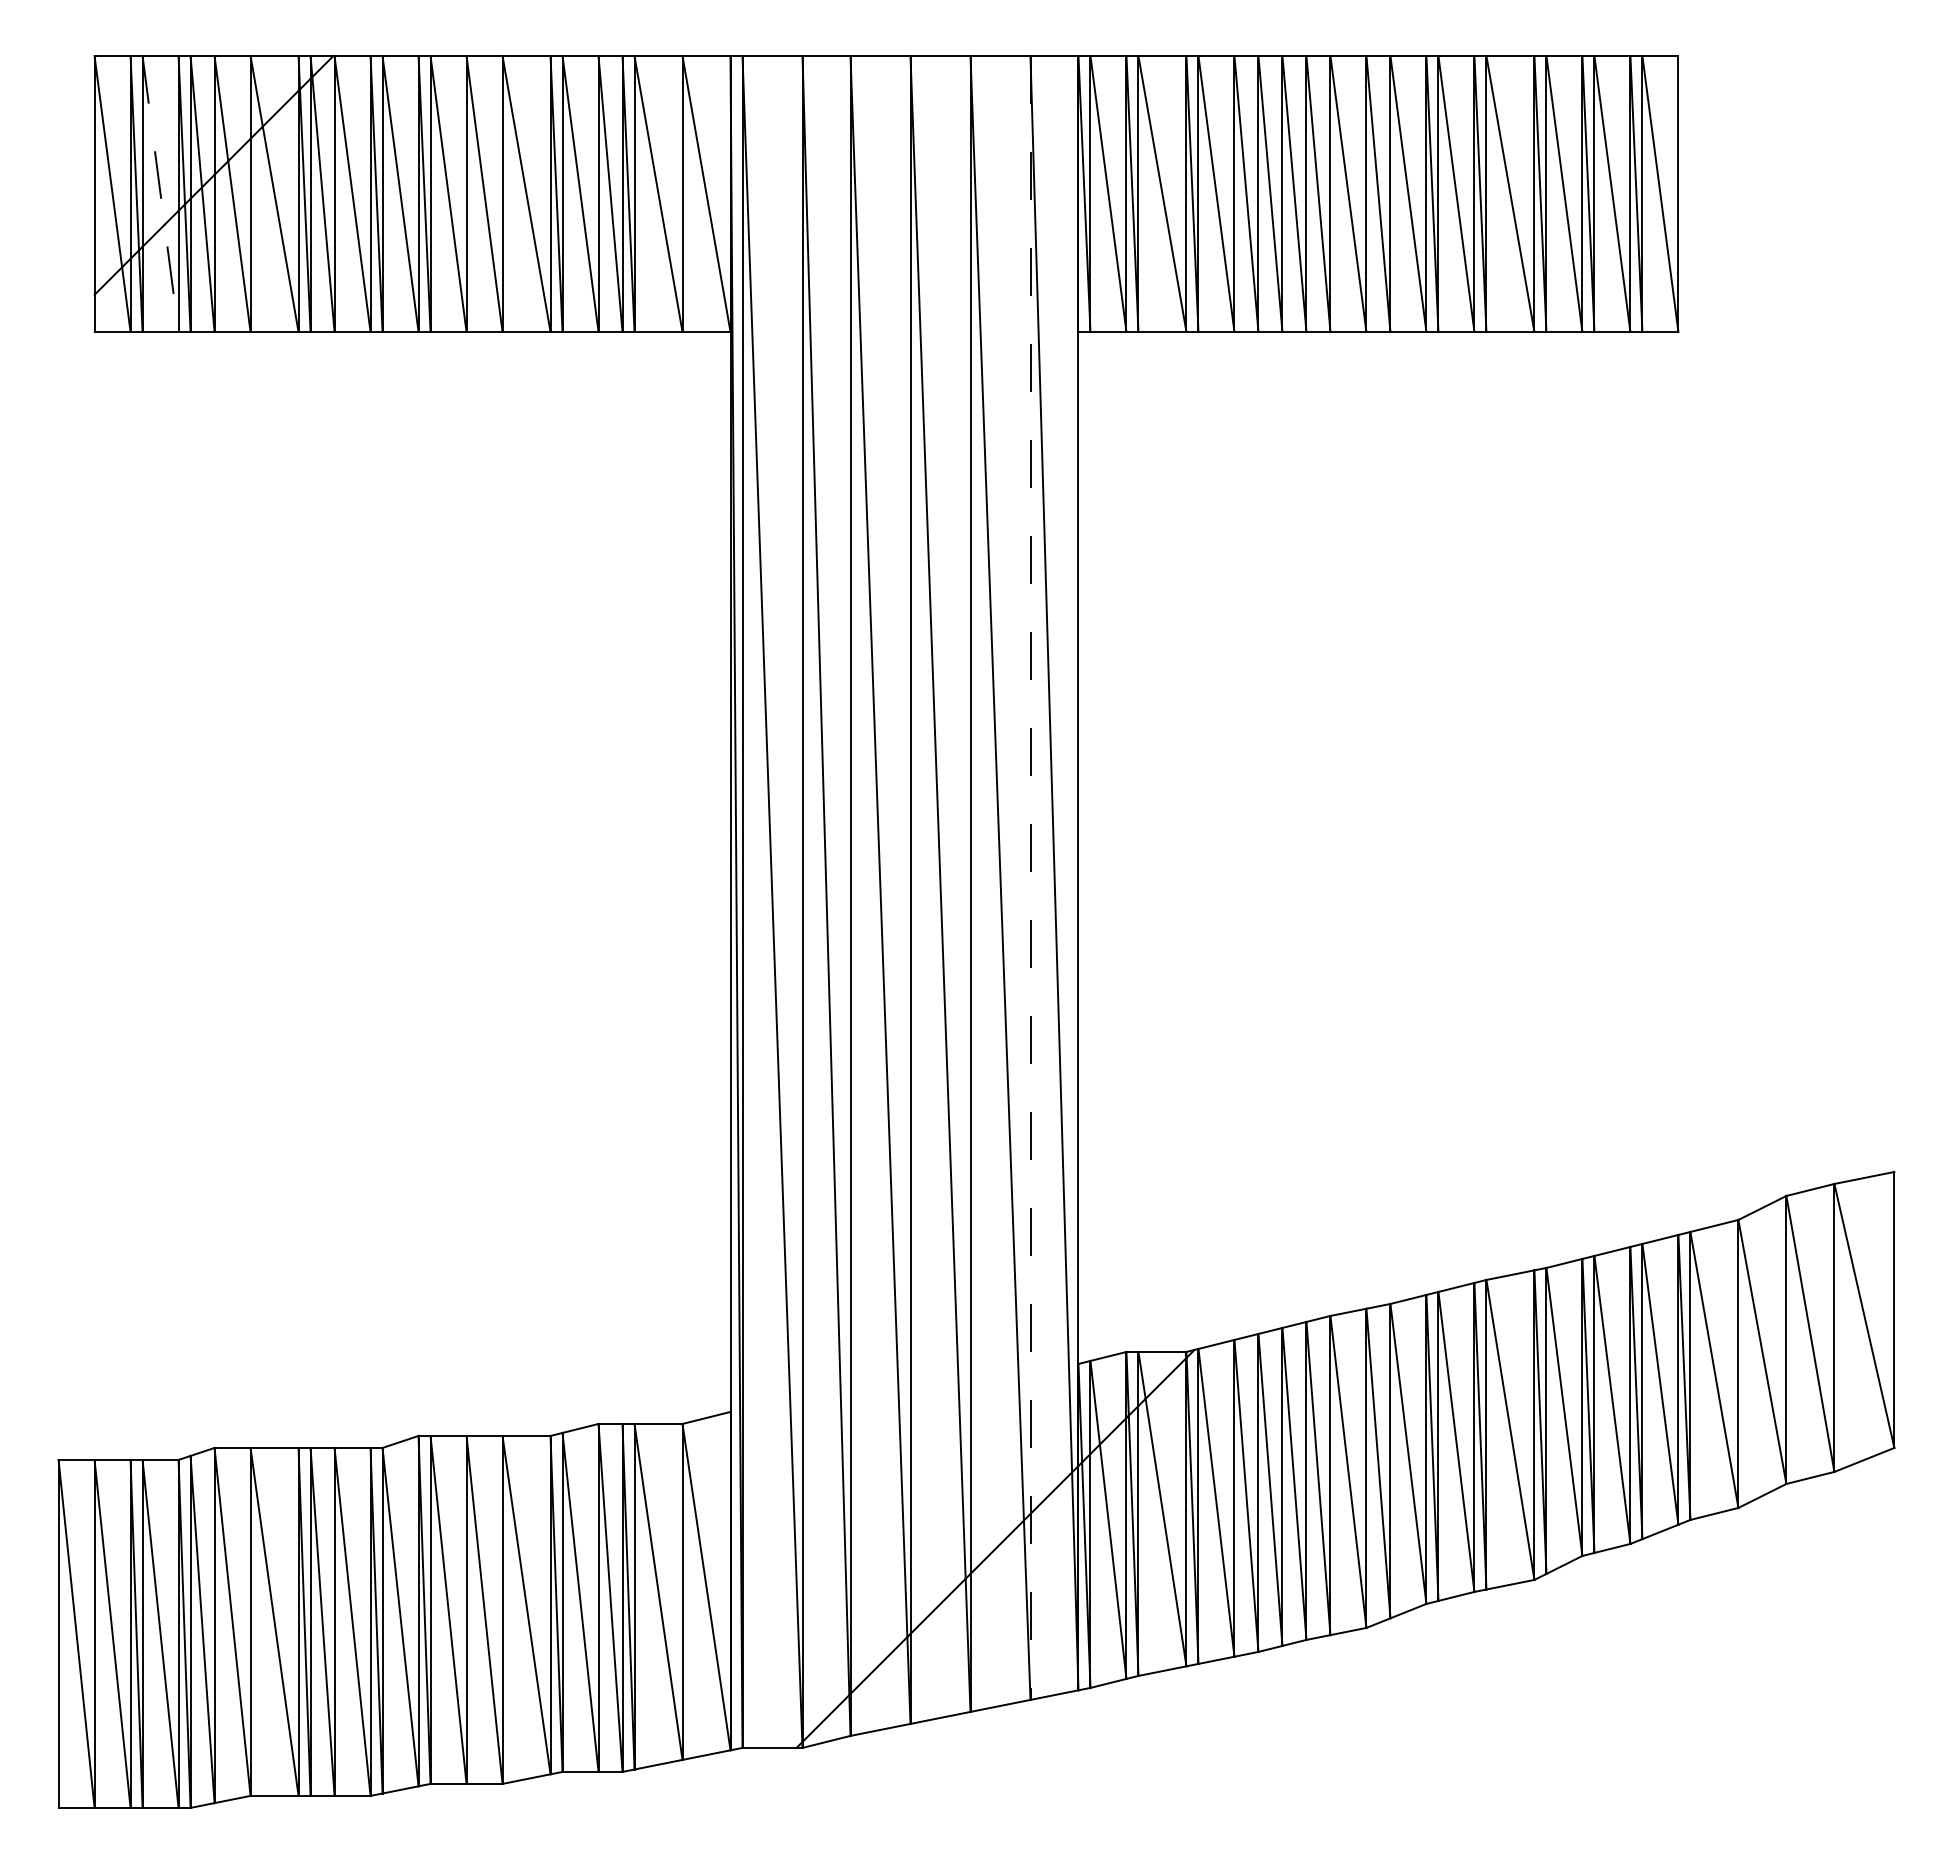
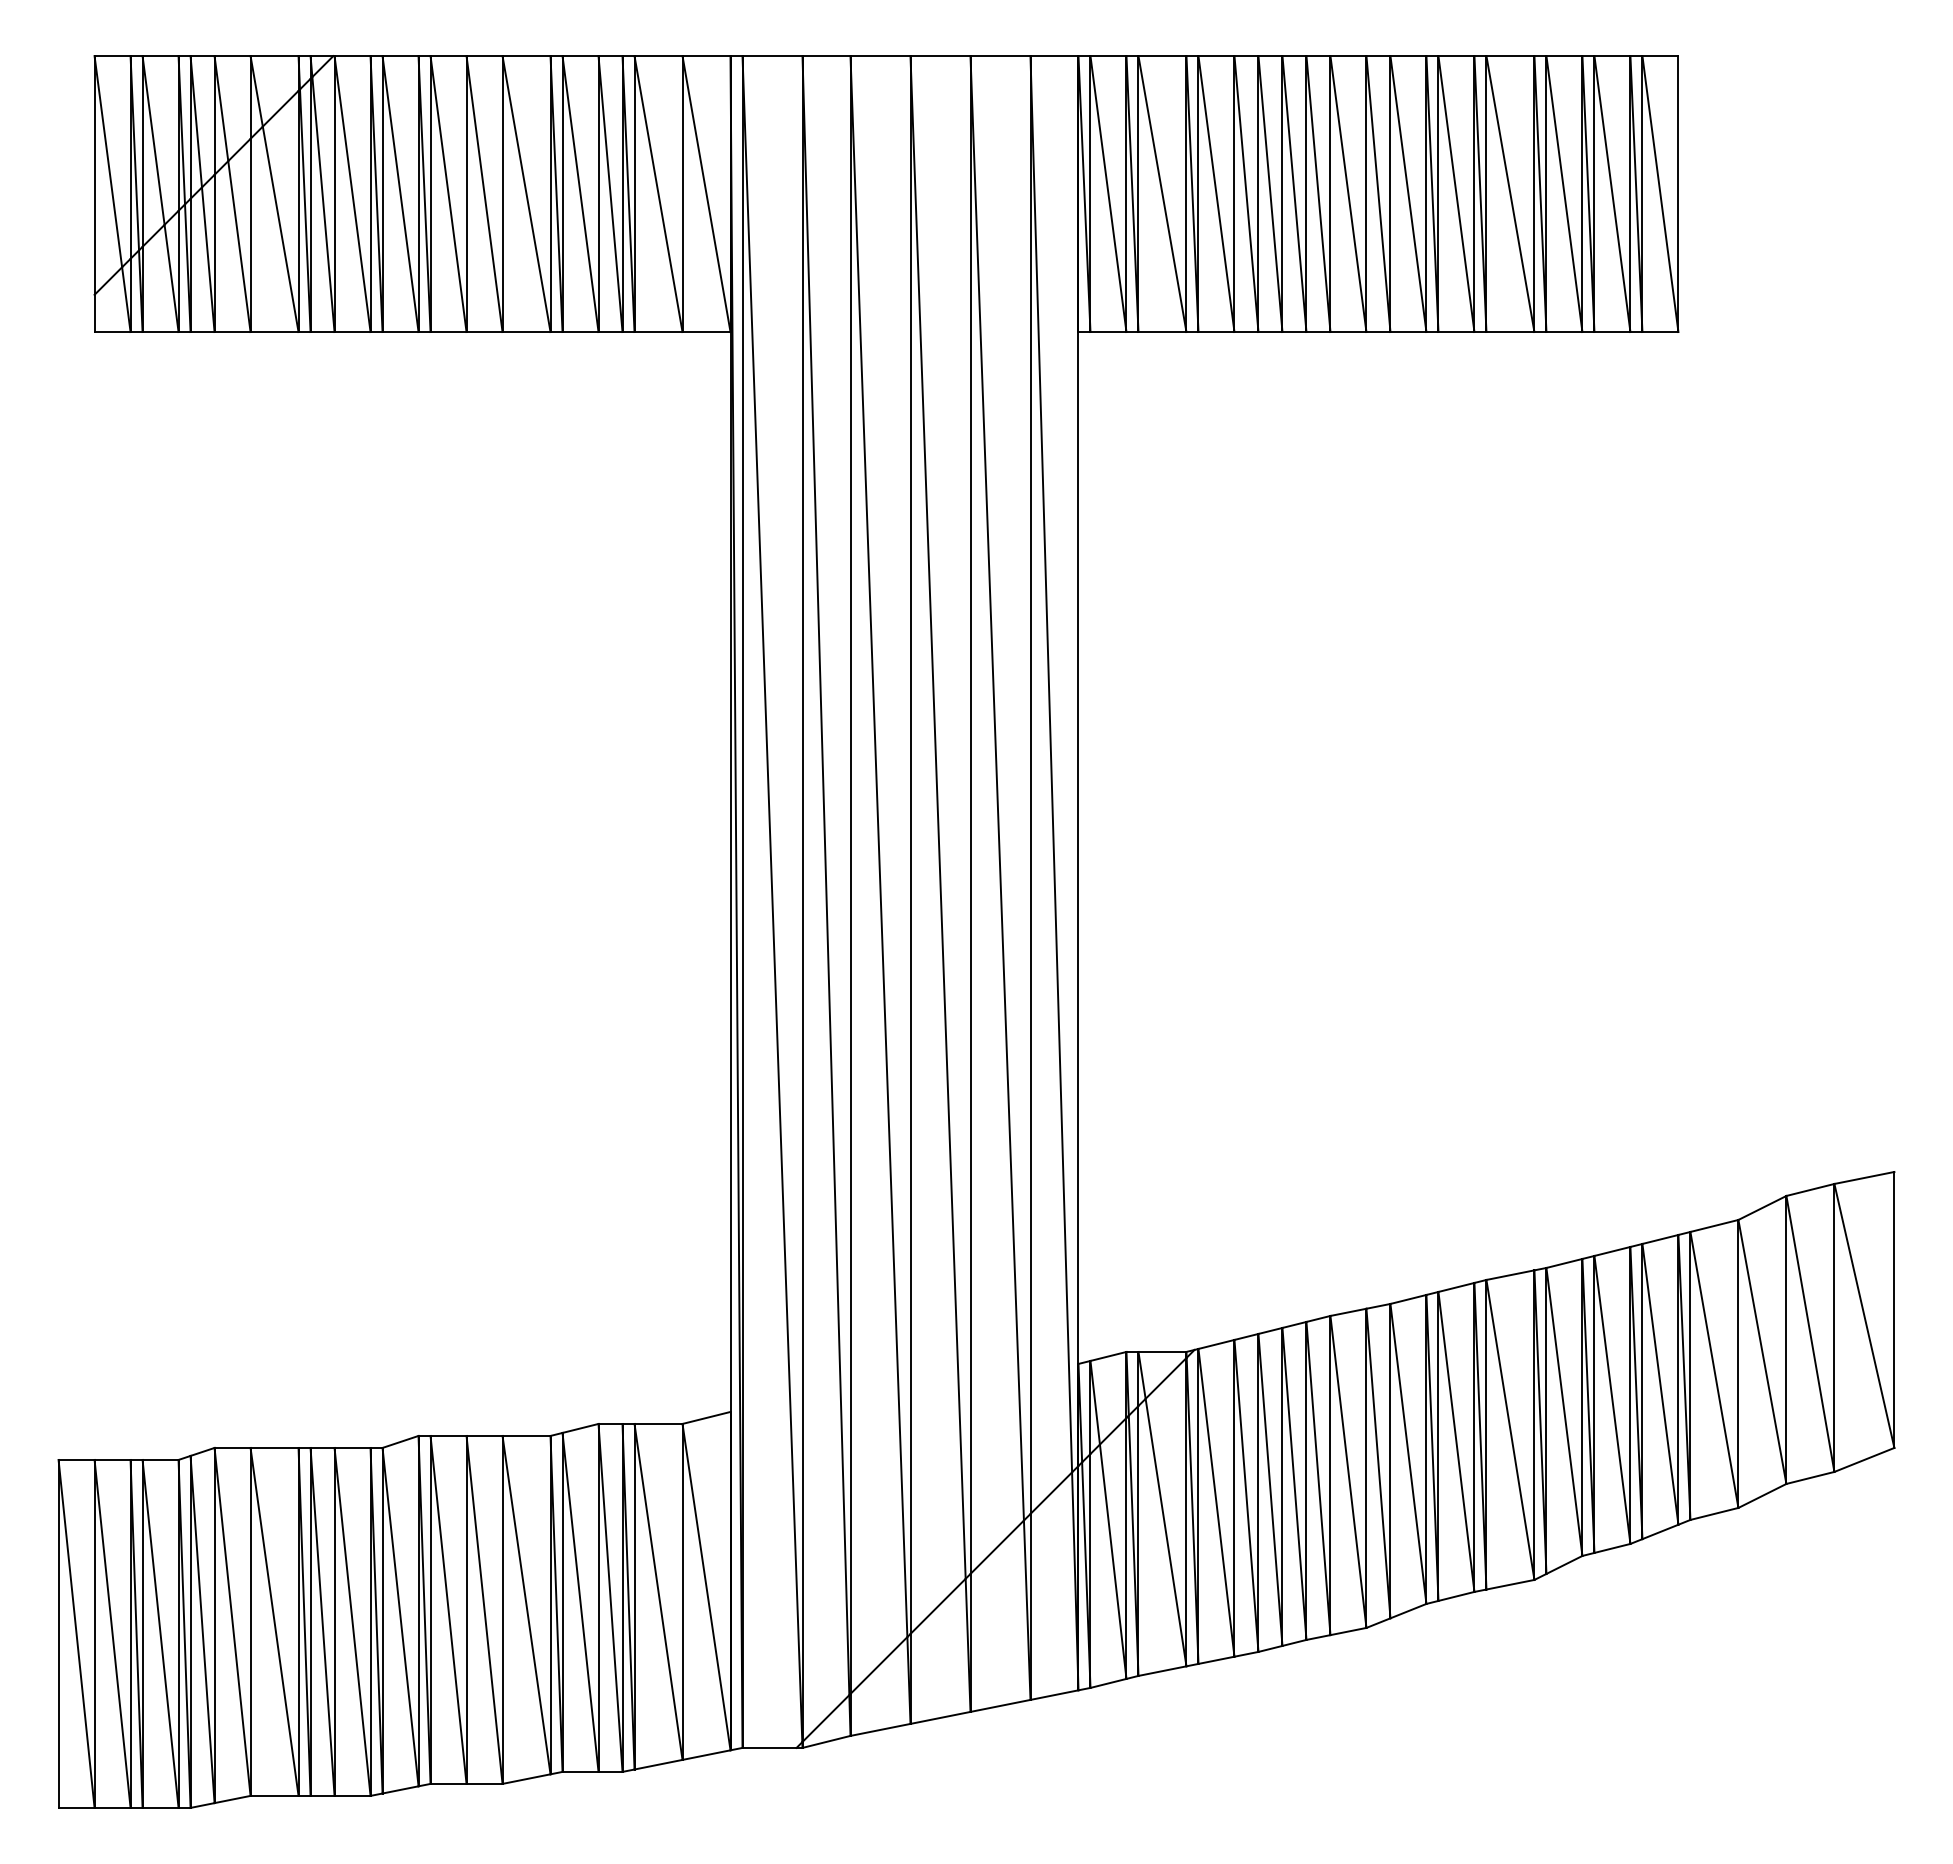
line: dashed -> solid (160, 194)
line: dashed -> solid (1030, 878)
